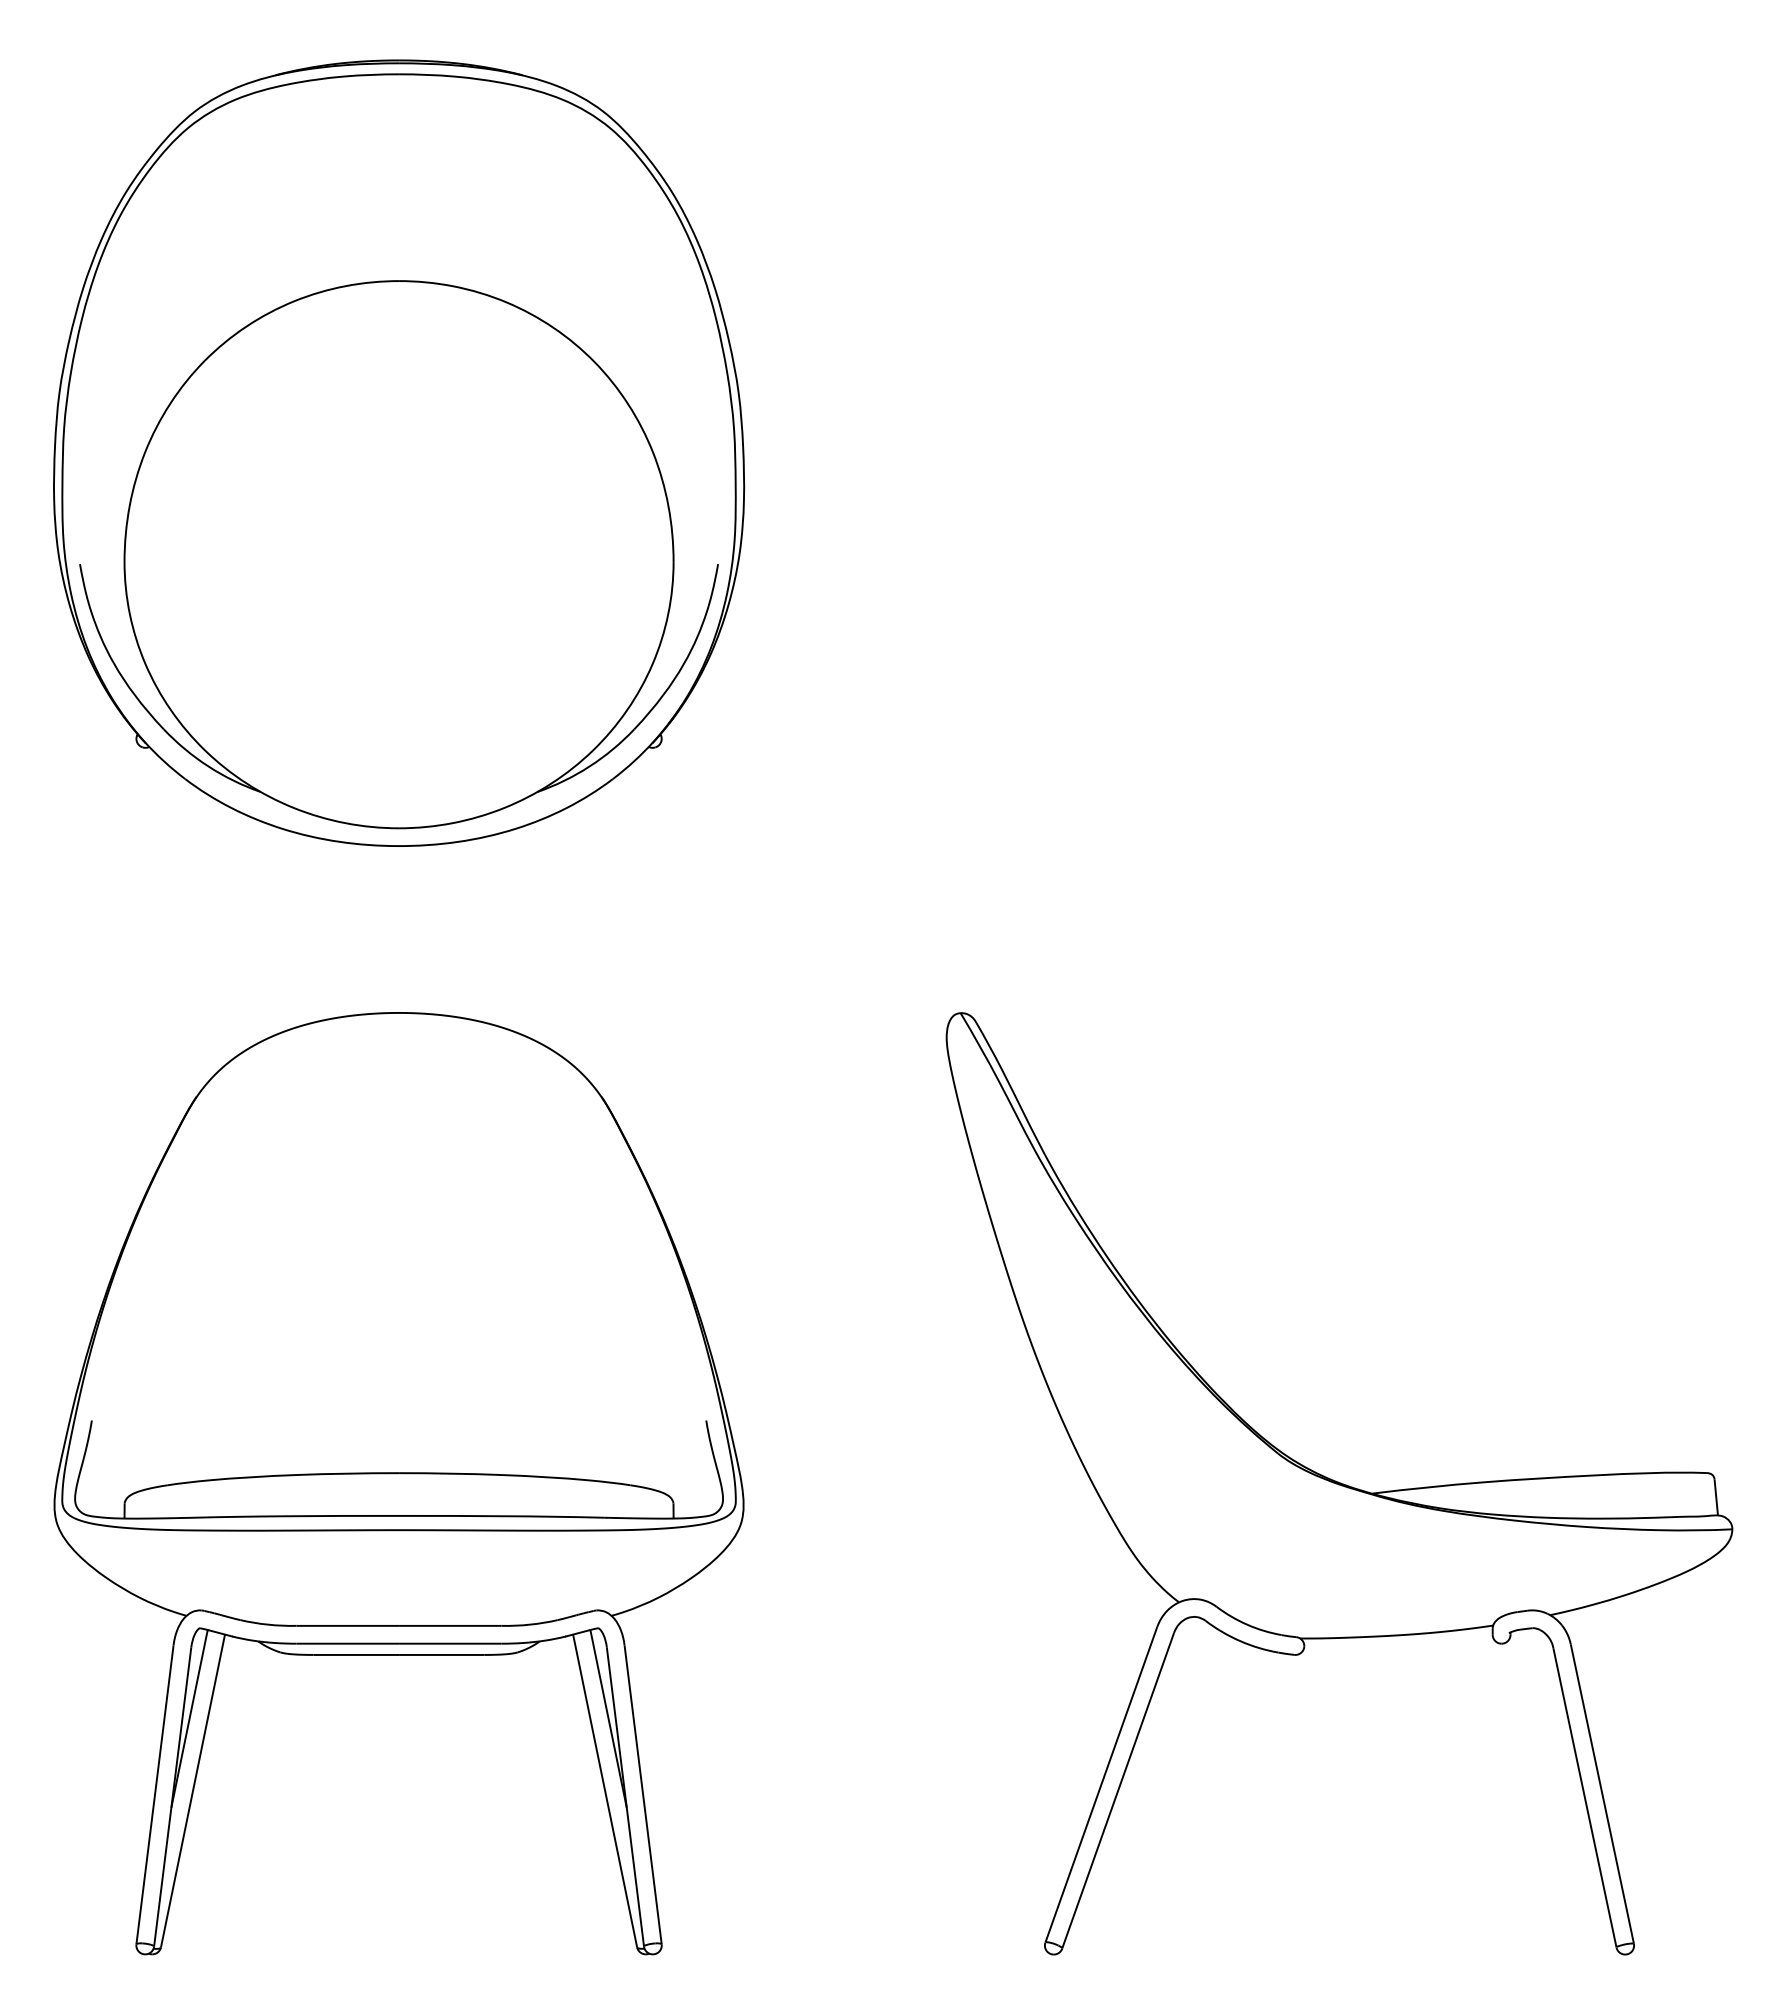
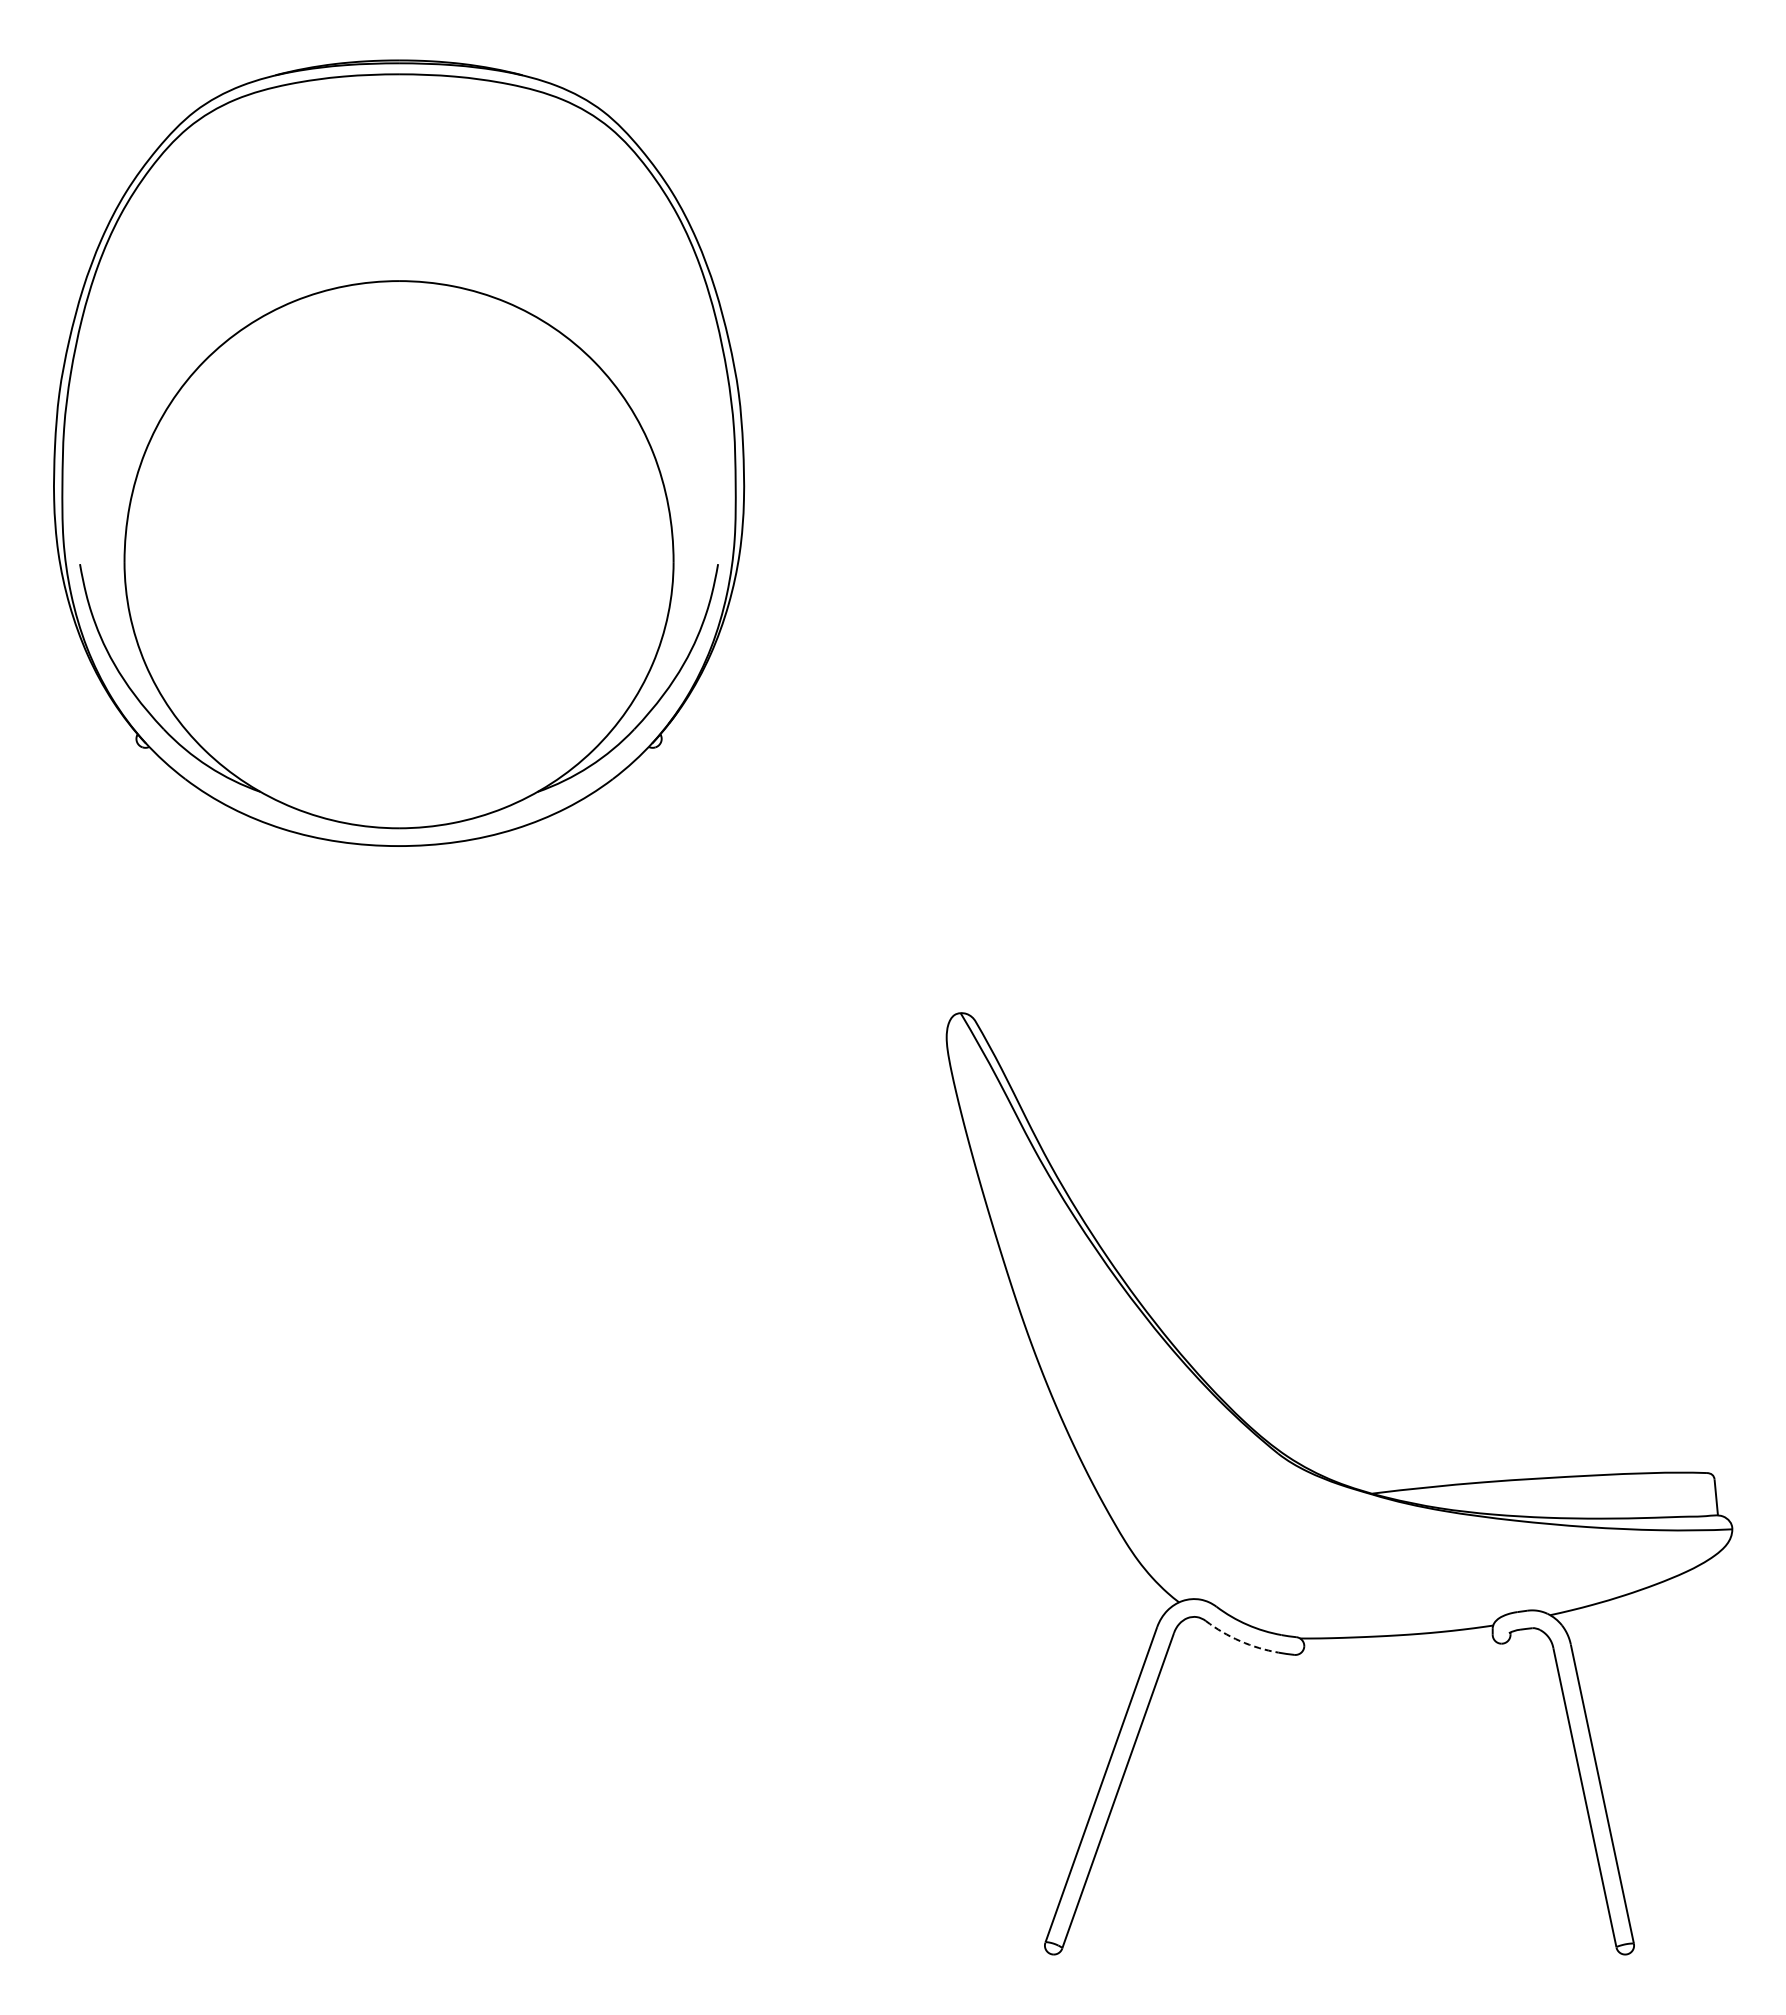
part: present -> none (398, 1483)
arc: solid -> dashed (1240, 1641)
